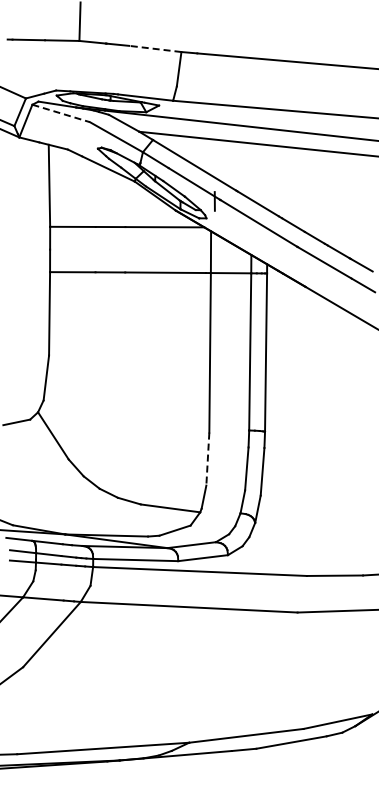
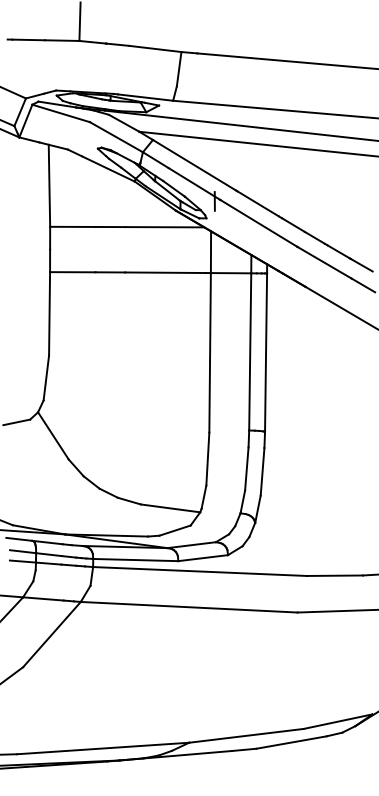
line: dashed -> solid (154, 48)
line: dashed -> solid (61, 113)
line: dashed -> solid (207, 459)
